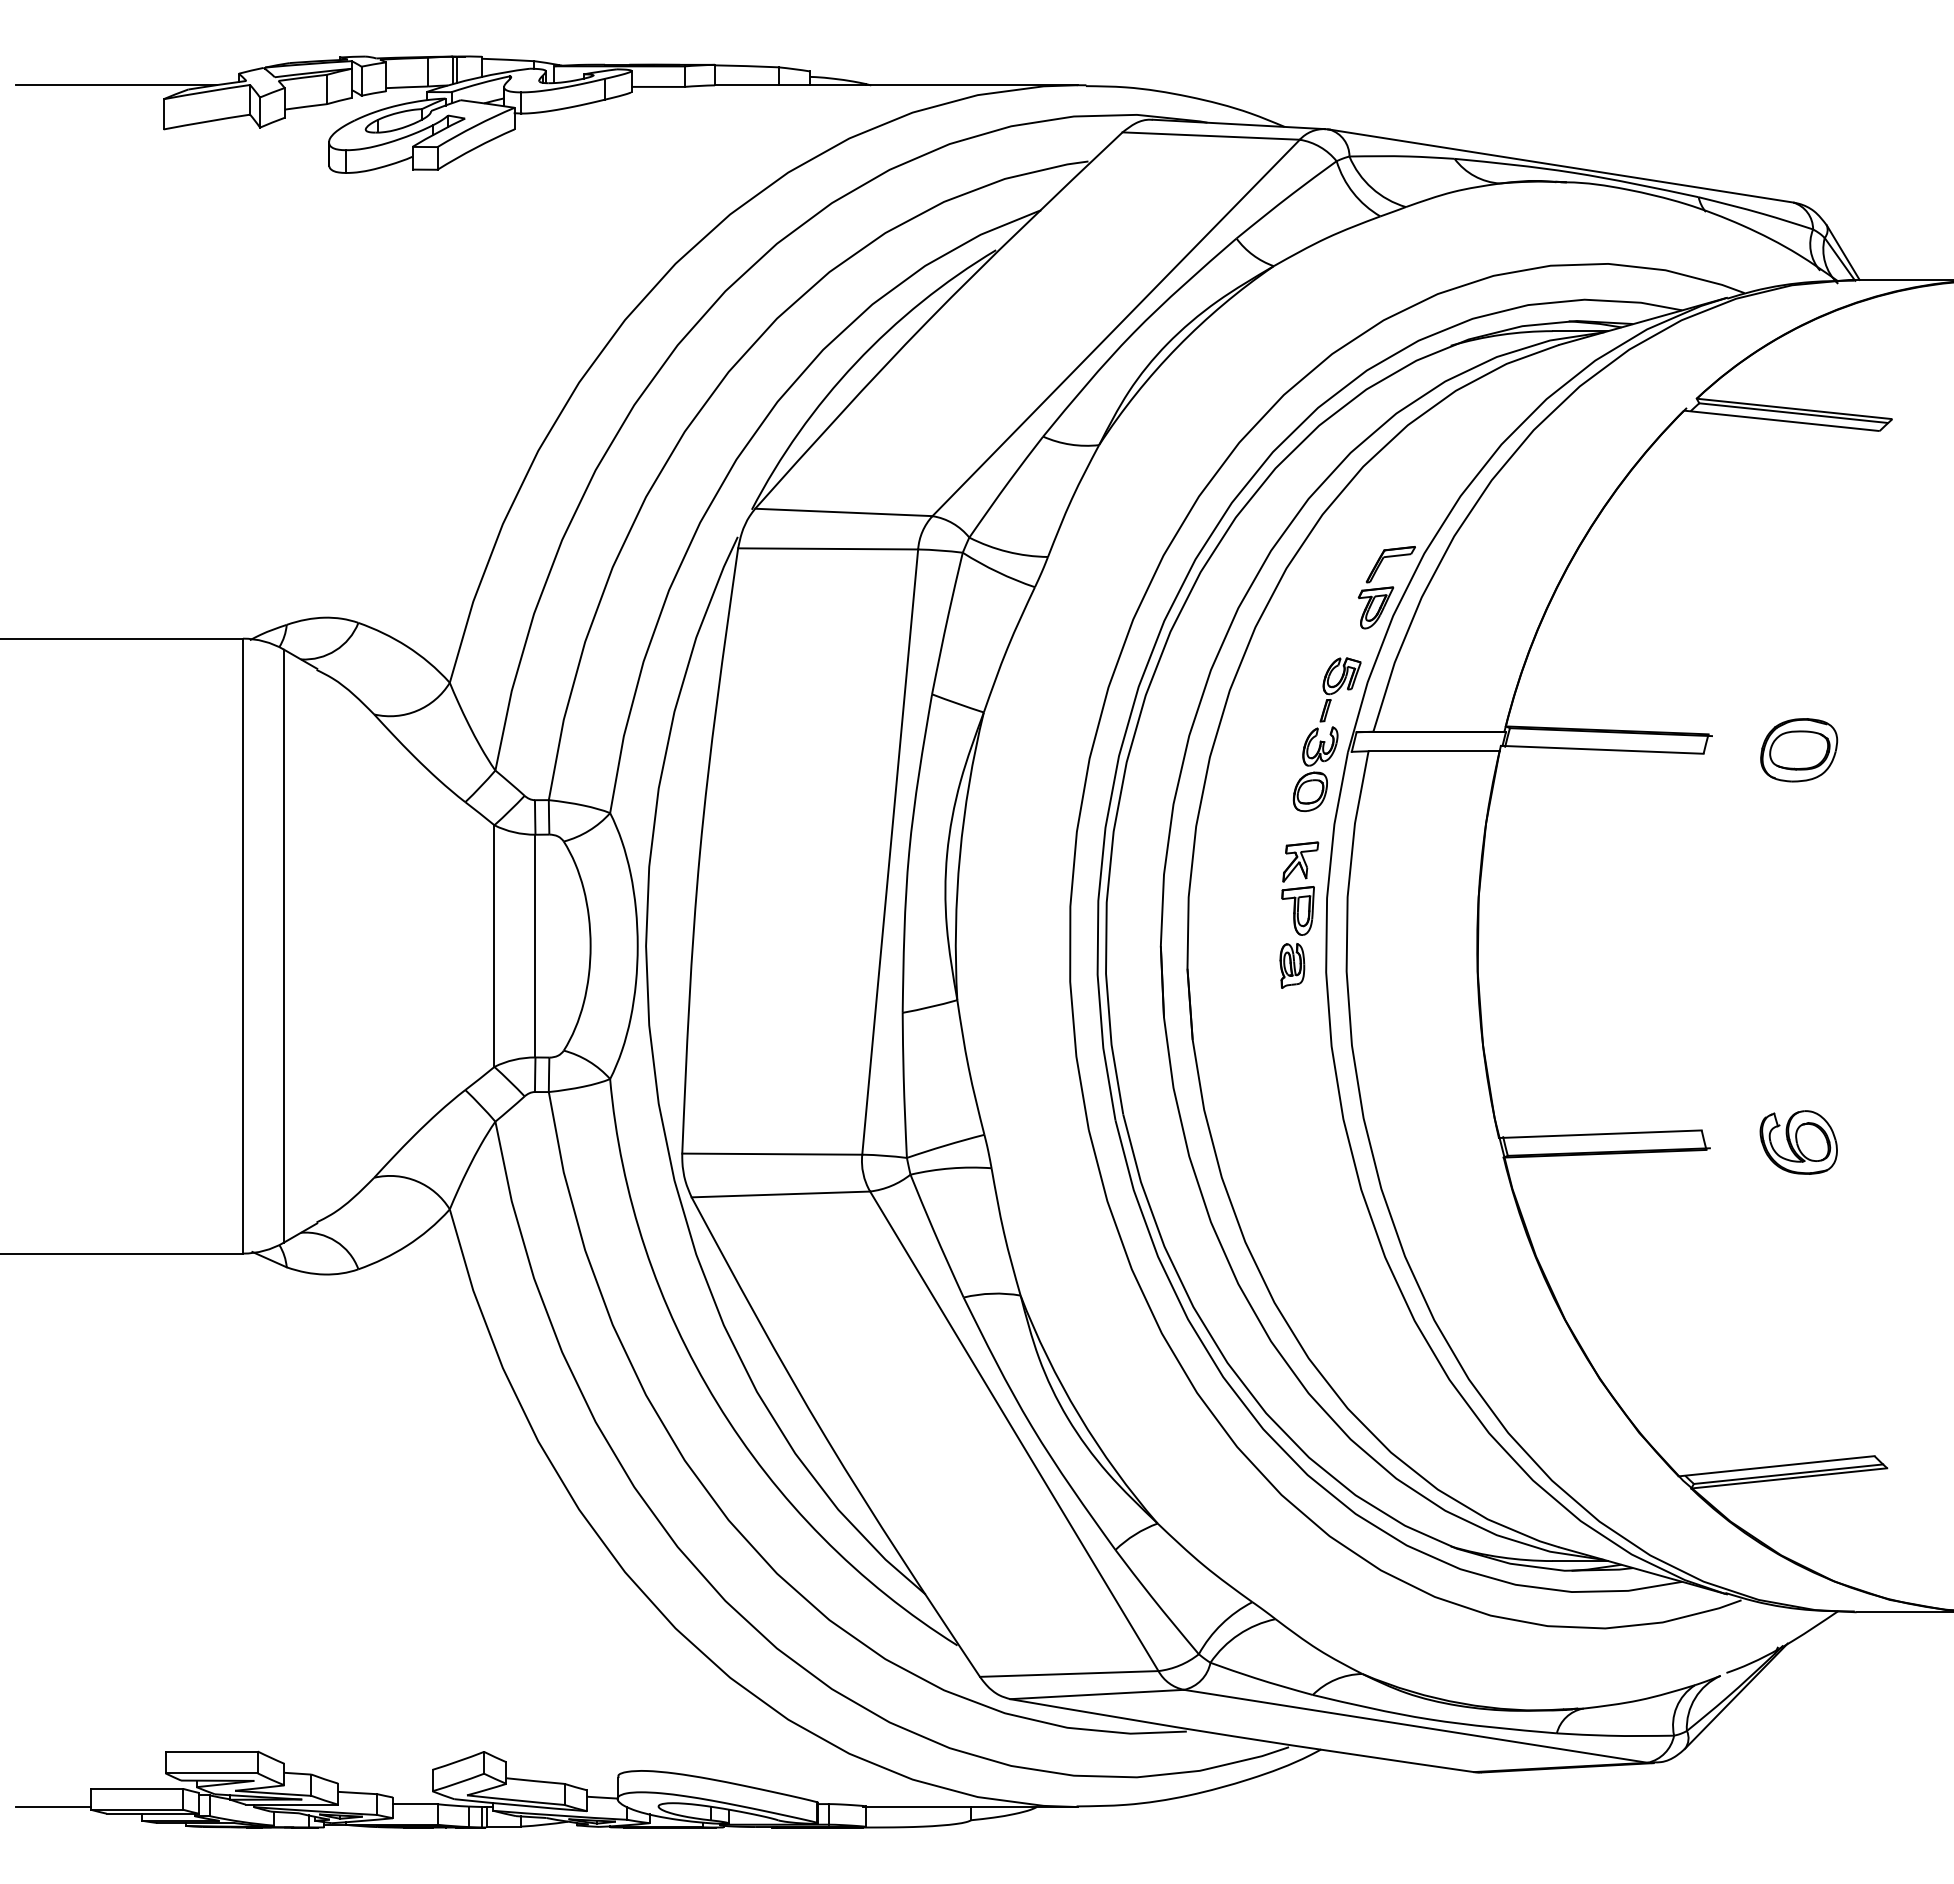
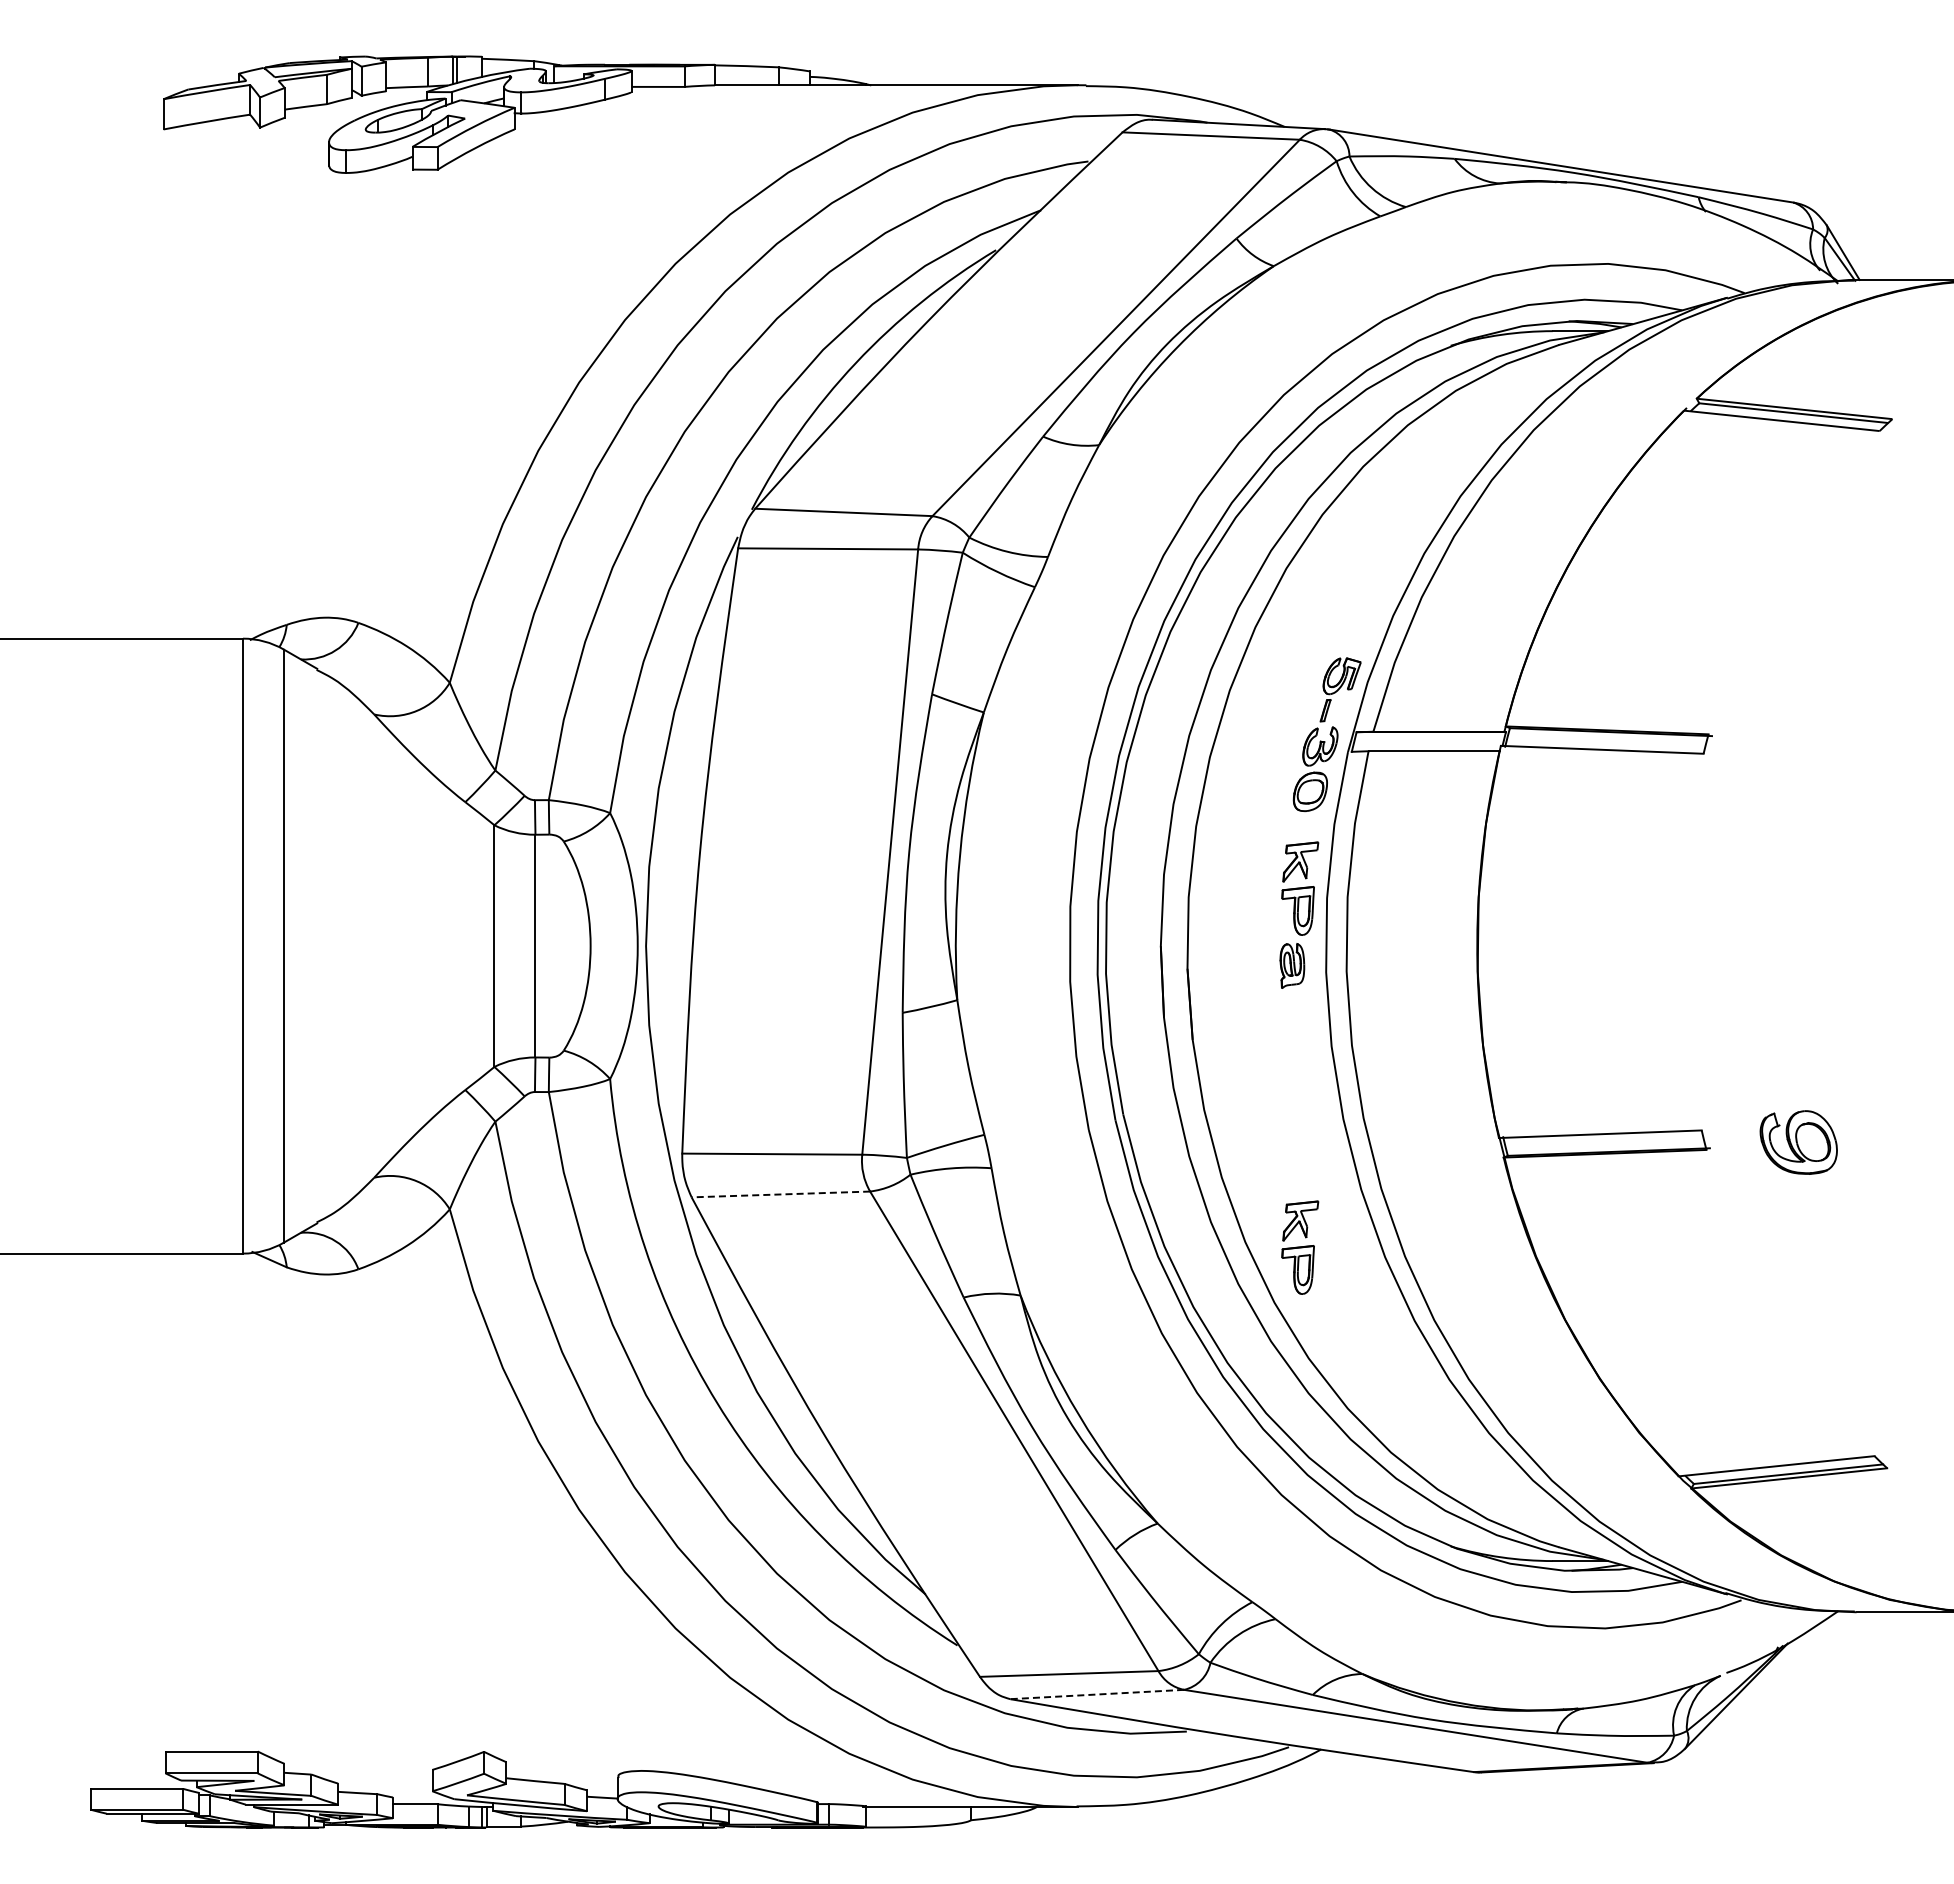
line: present -> none (115, 85)
part: present -> none (1386, 587)
part: present -> none (1799, 750)
line: solid -> dashed (780, 1194)
part: none -> present (1300, 1247)
line: solid -> dashed (1097, 1694)
line: present -> none (53, 1807)
